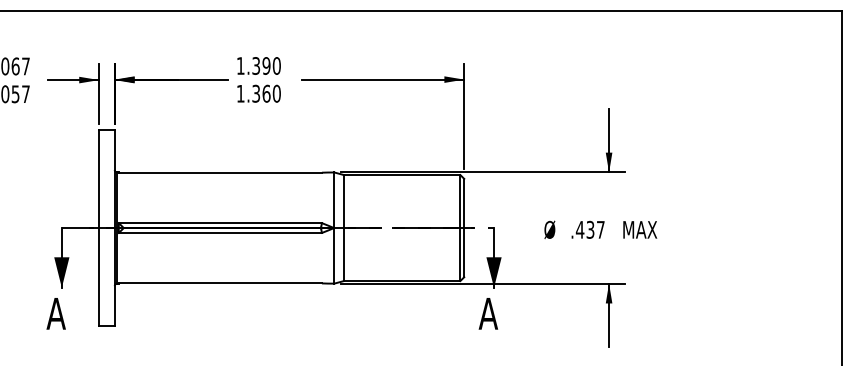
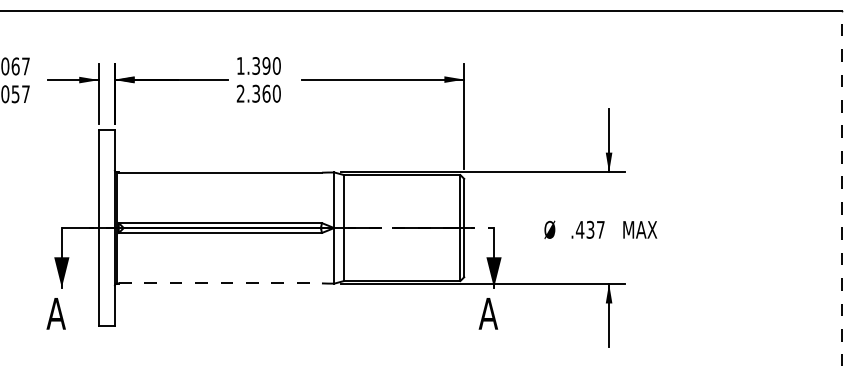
text: 1.360 -> 2.360 (240, 93)
line: solid -> dashed (841, 188)
line: solid -> dashed (220, 283)
